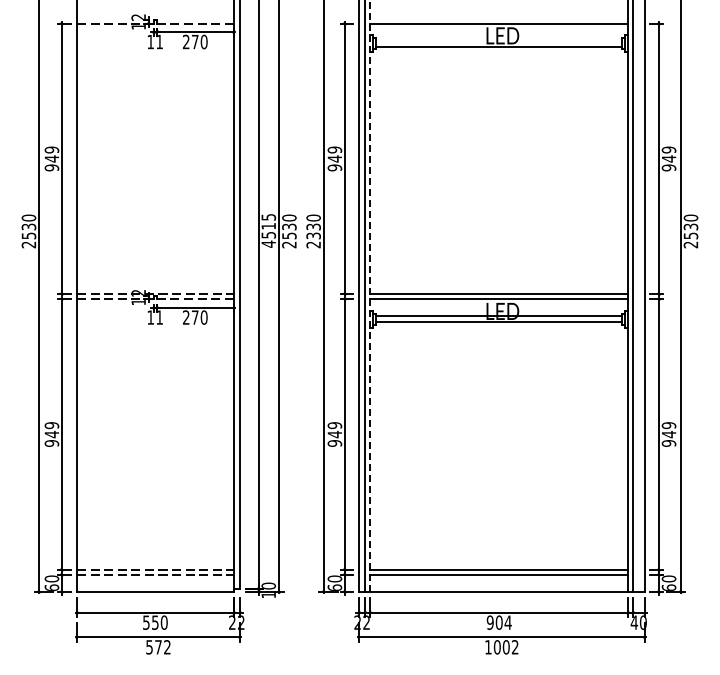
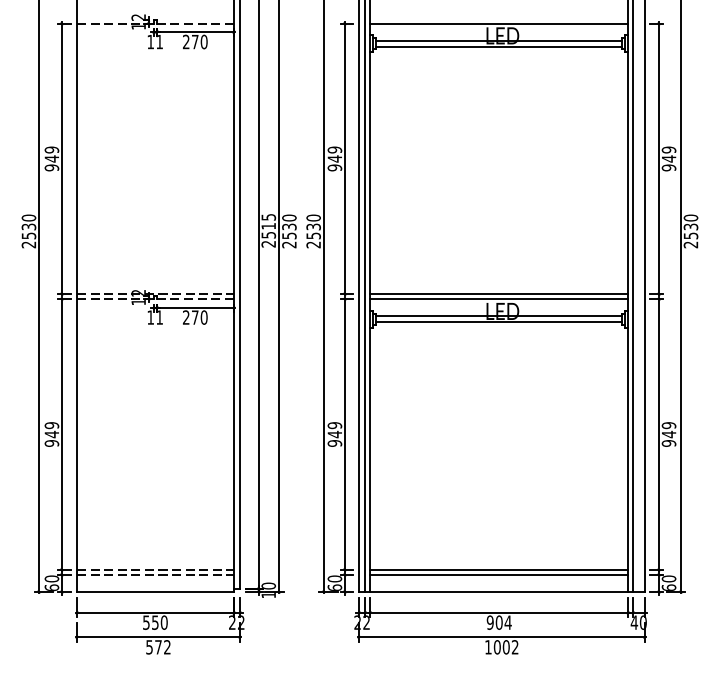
line: none -> present (499, 40)
text: 2330 -> 2530 (313, 235)
text: 4515 -> 2515 (268, 243)
line: dashed -> solid (370, 295)
